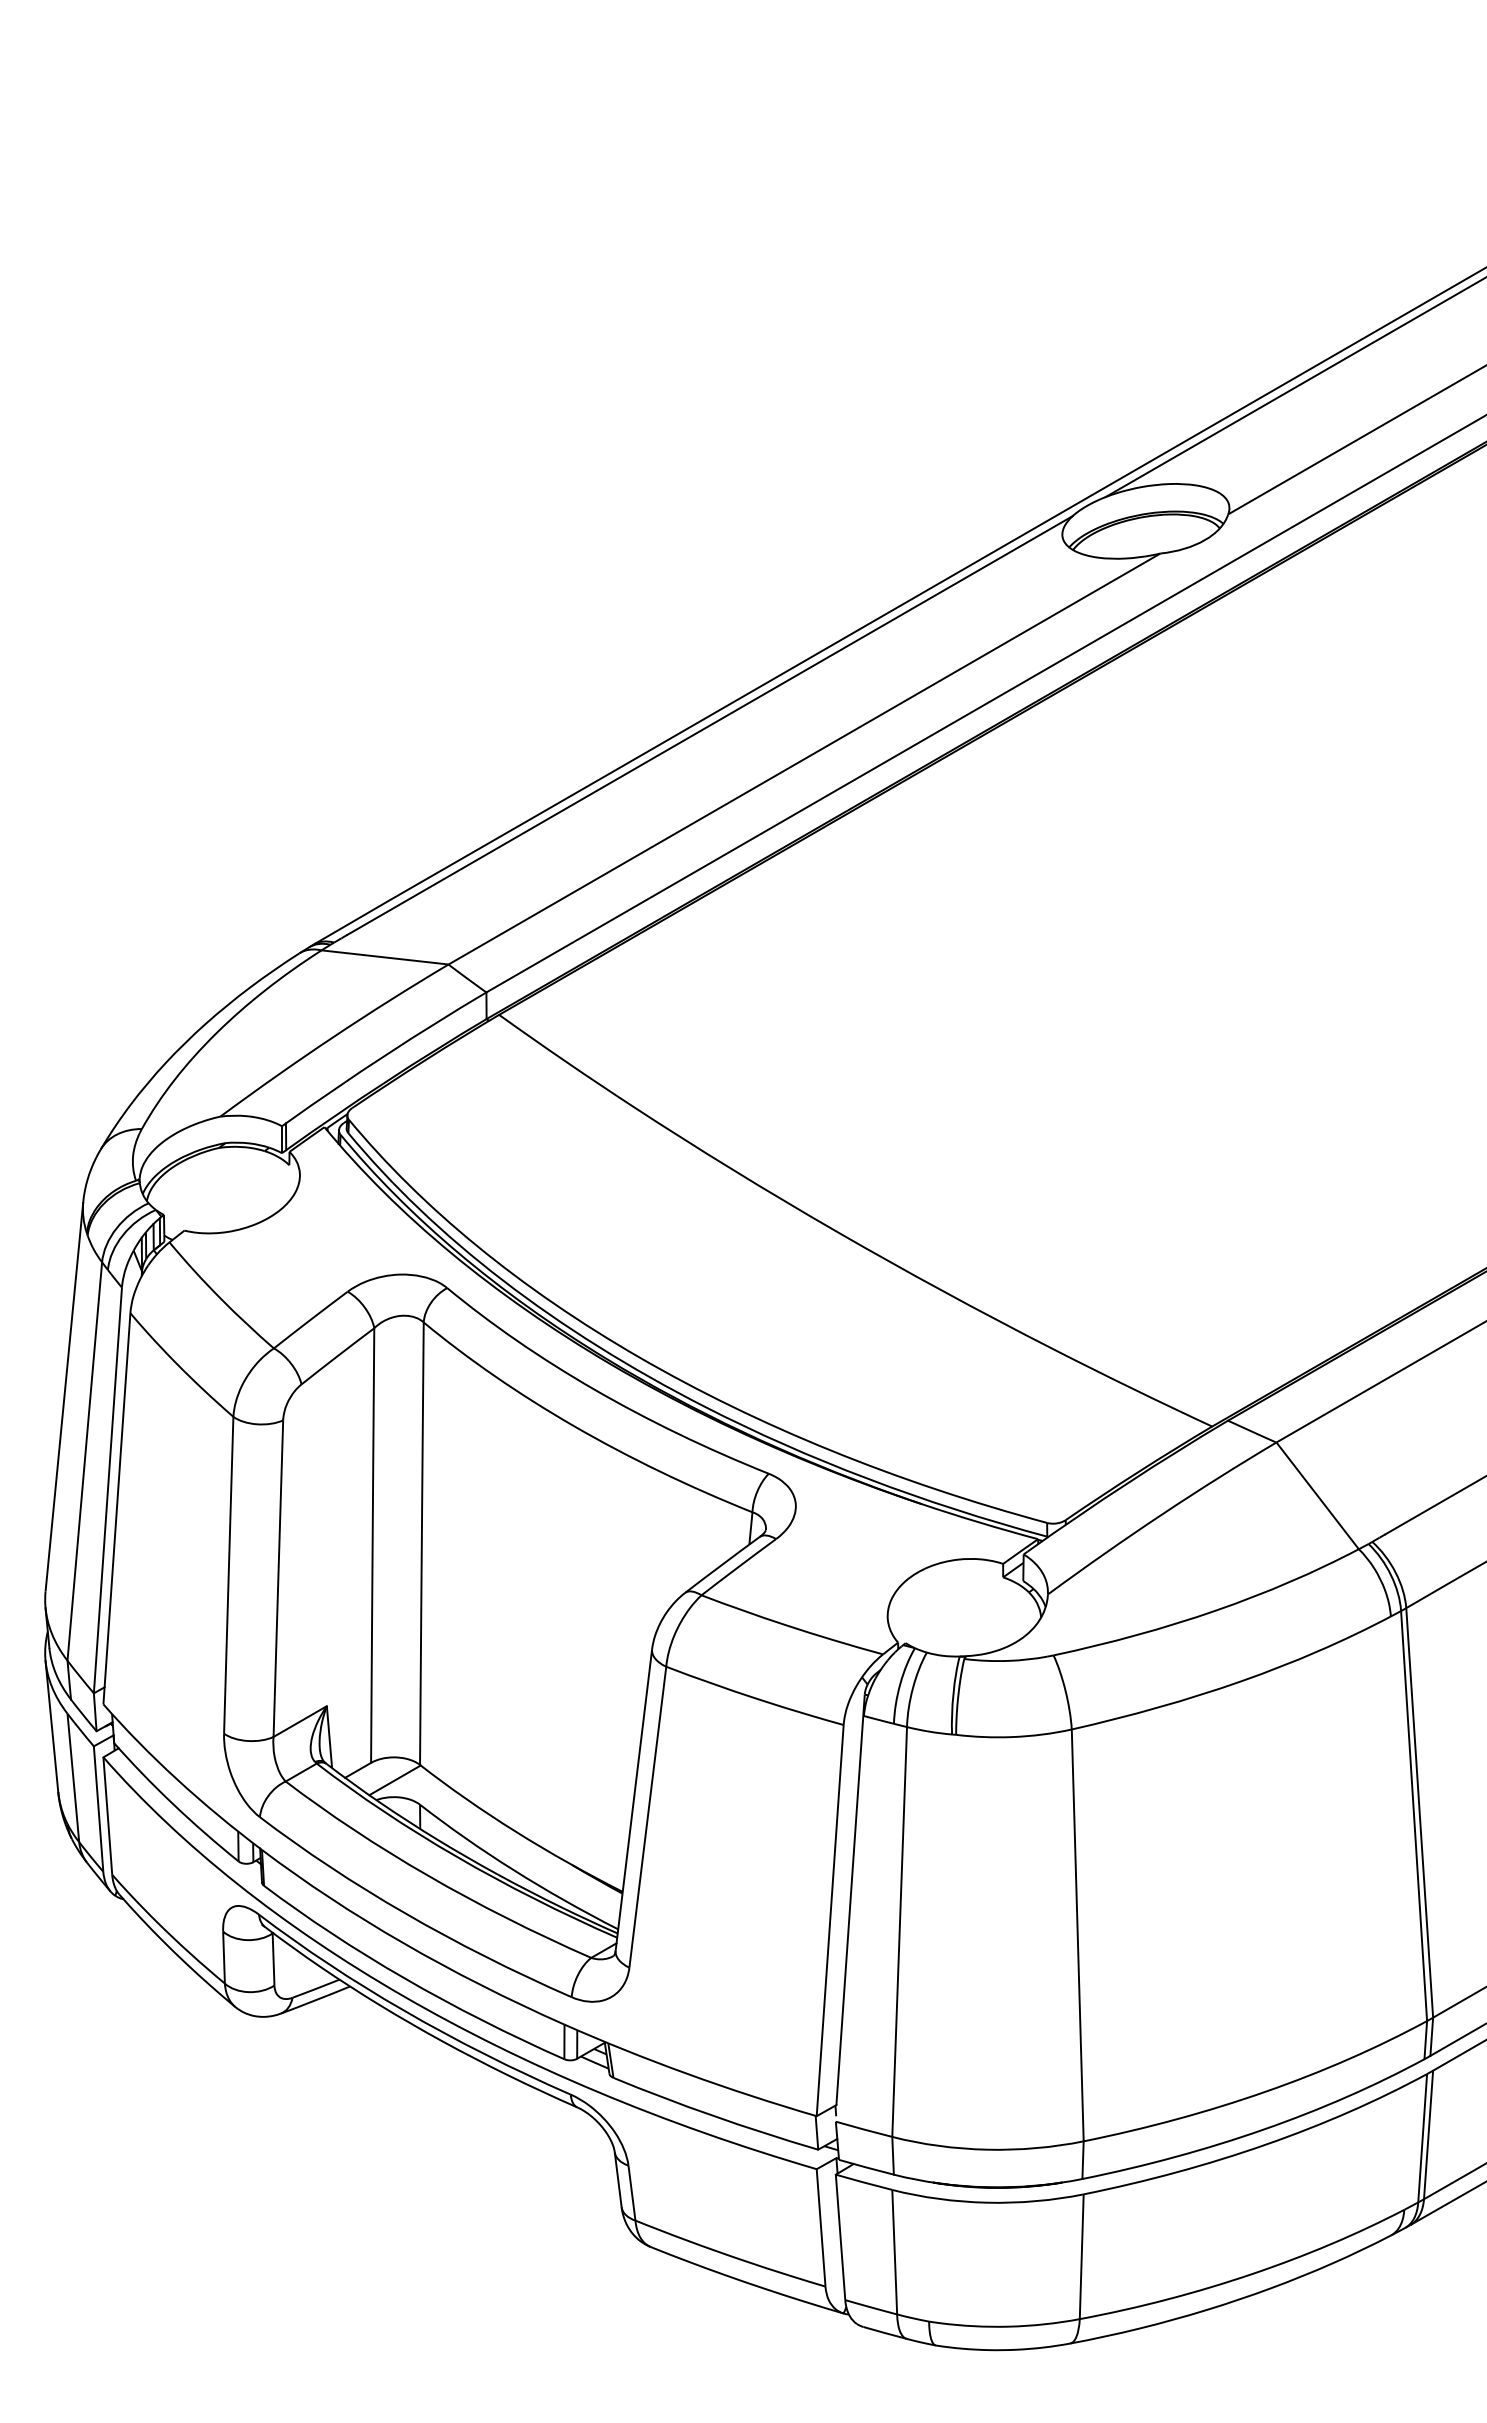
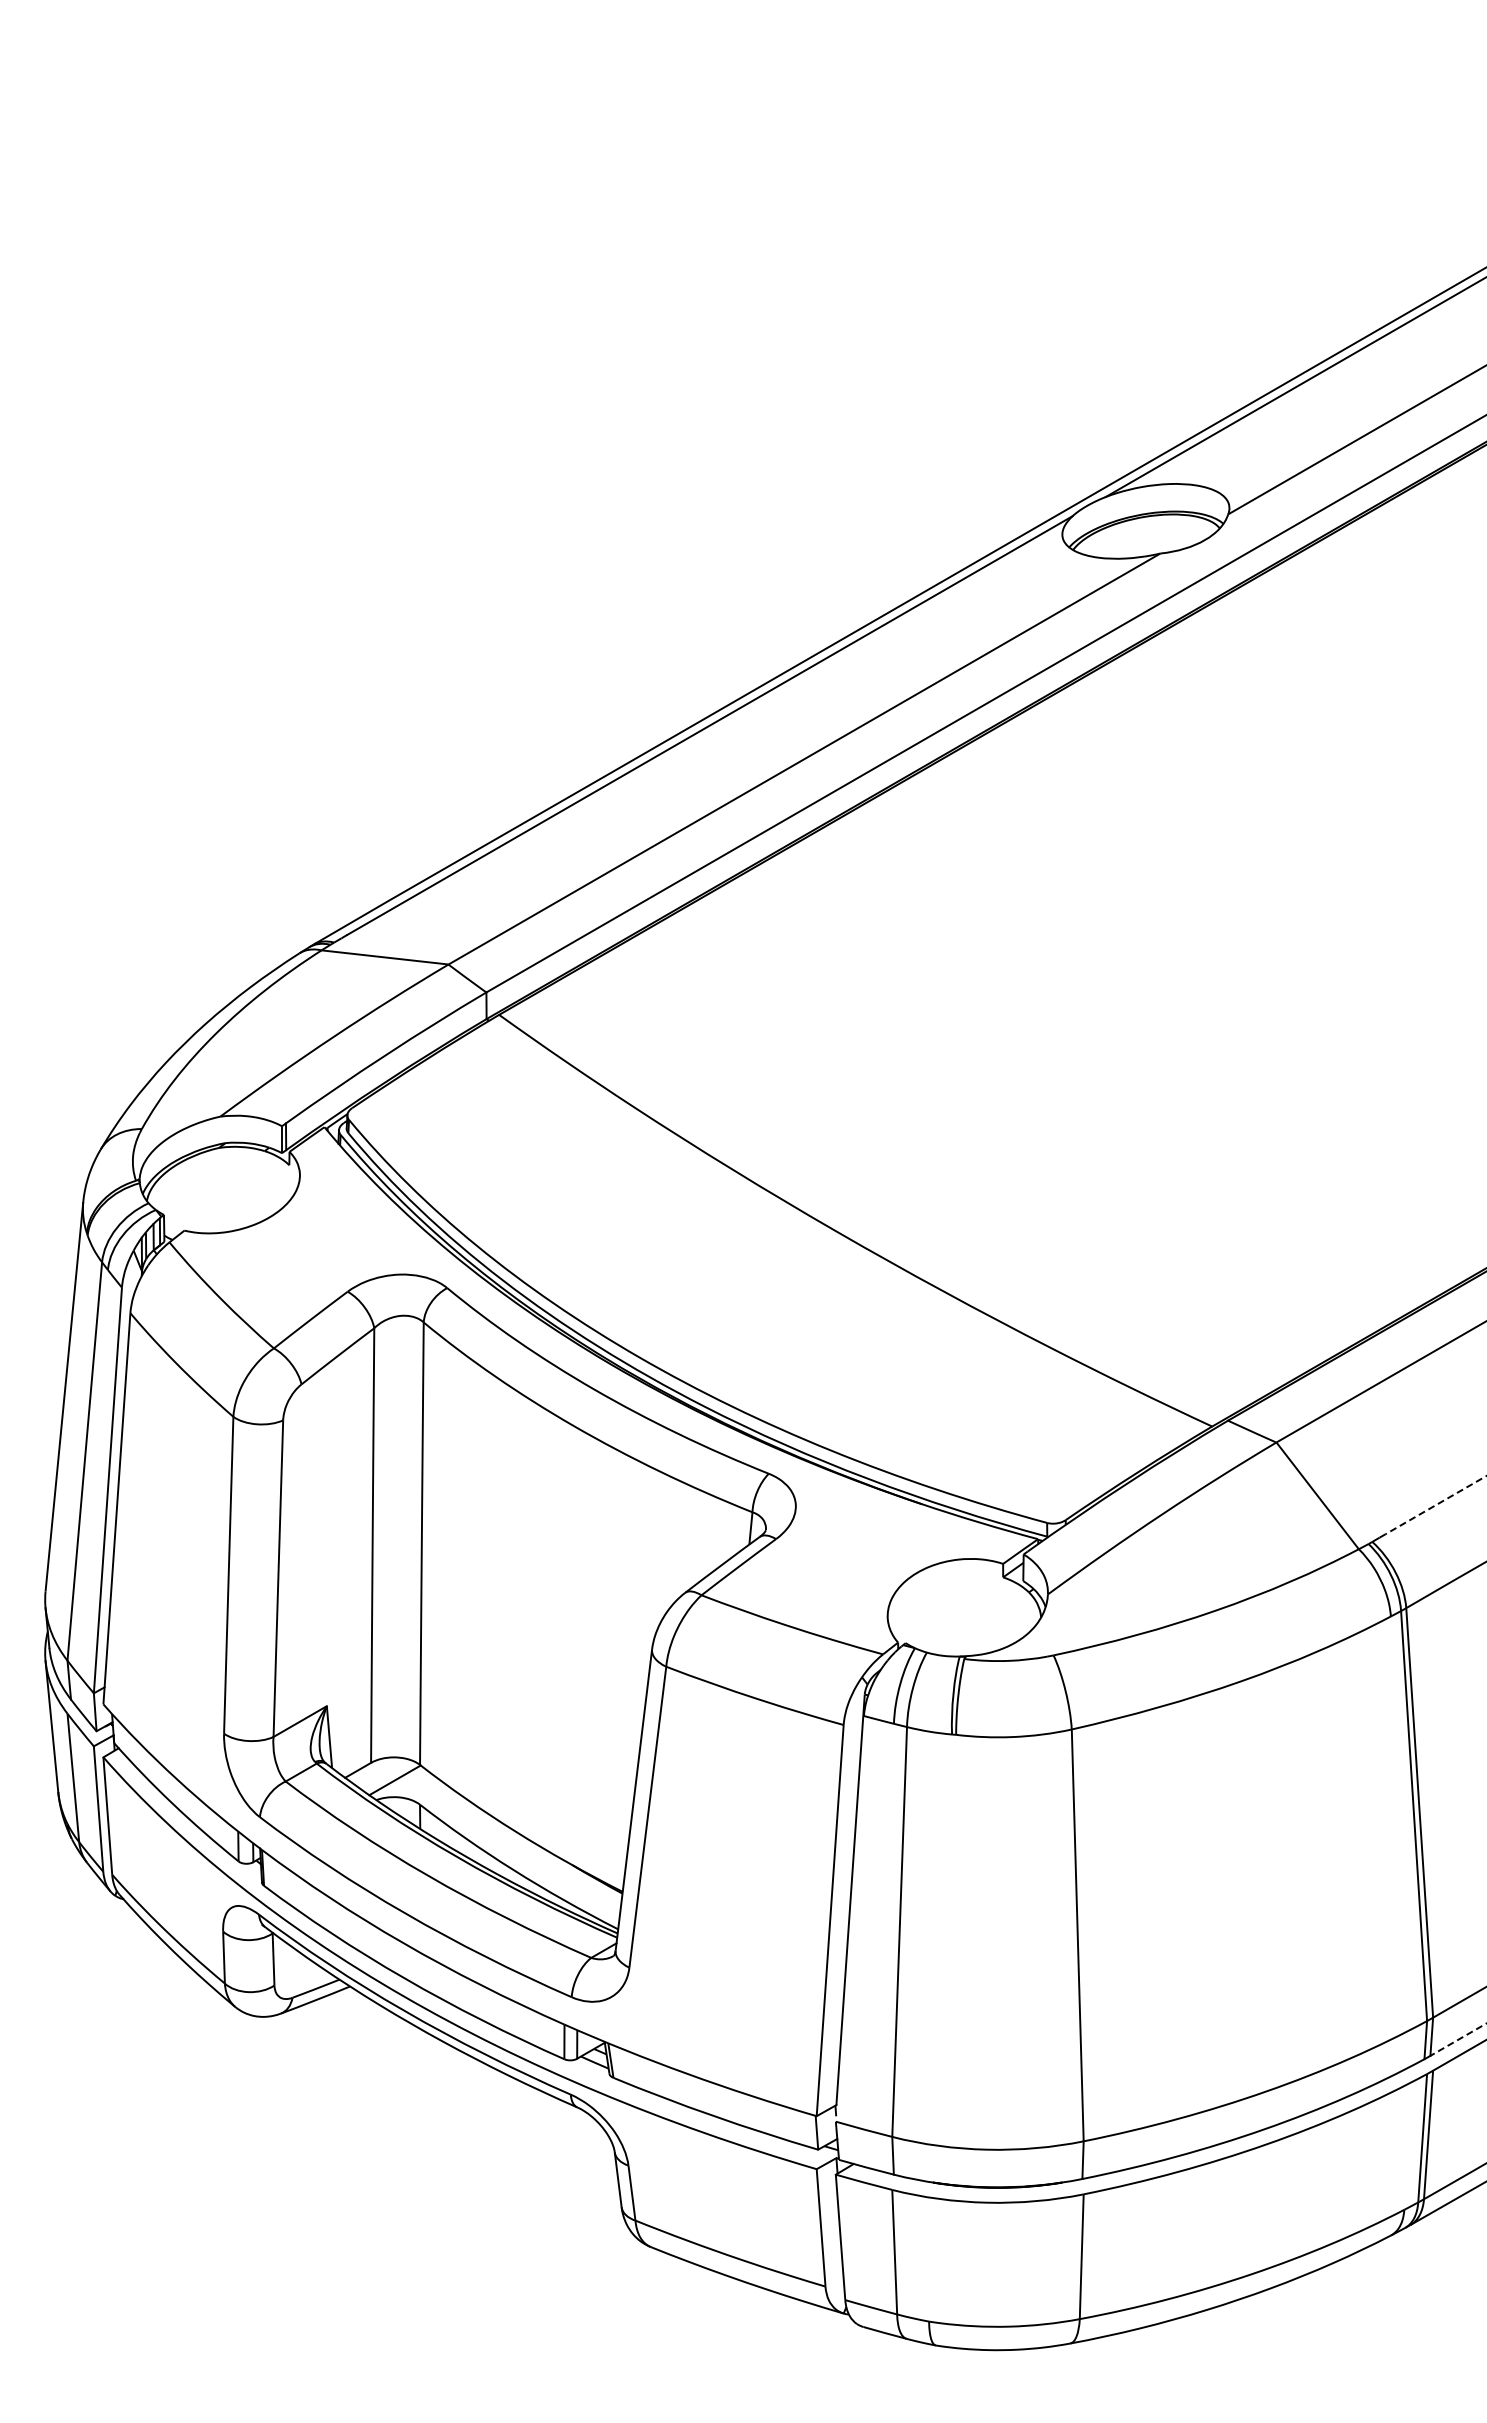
line: solid -> dashed (1435, 1505)
line: solid -> dashed (1458, 2039)
